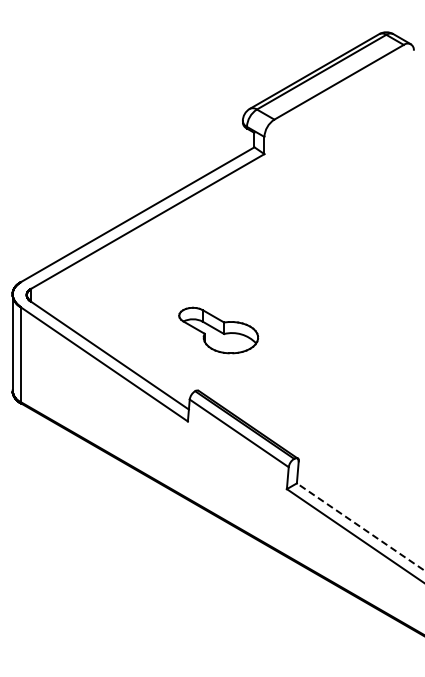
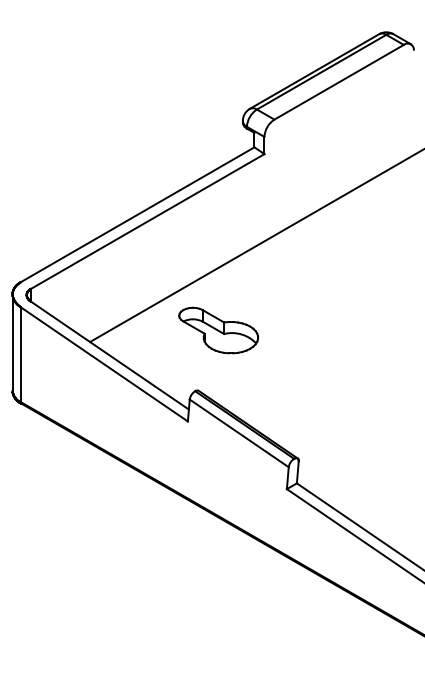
line: none -> present (255, 246)
line: dashed -> solid (360, 526)
